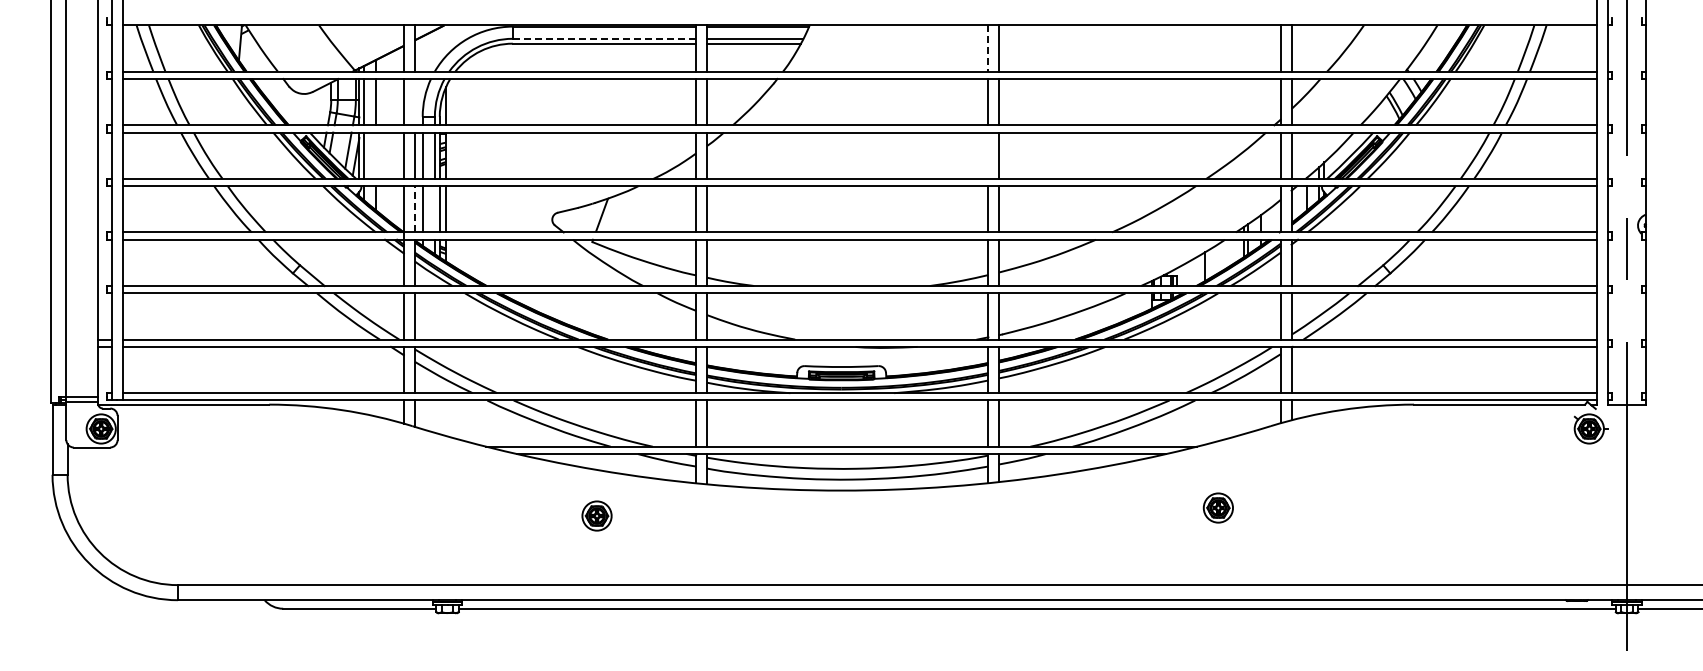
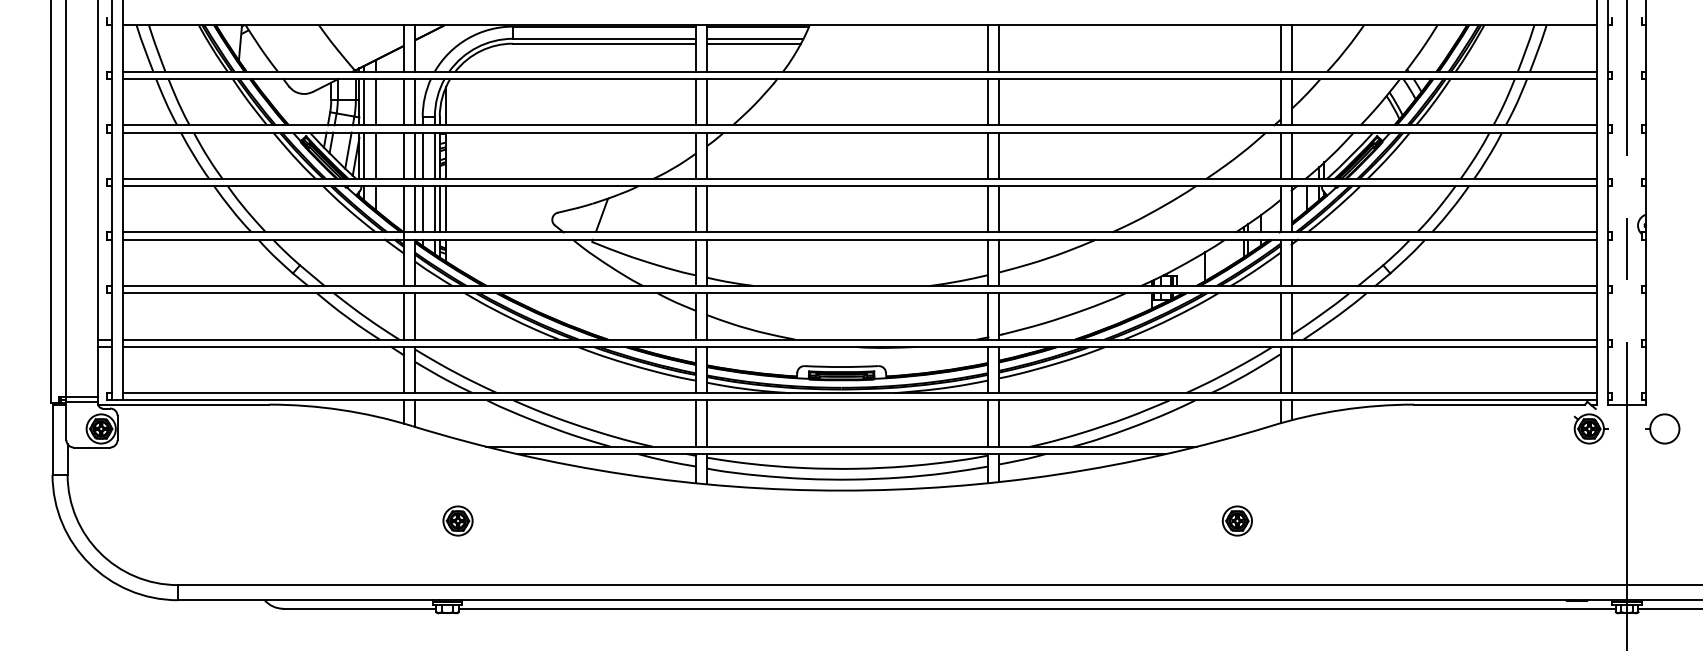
line: dashed -> solid (604, 38)
line: dashed -> solid (988, 49)
line: none -> present (414, 102)
line: none -> present (376, 155)
line: none -> present (988, 155)
line: dashed -> solid (414, 208)
line: none -> present (434, 209)
part: none -> present (1662, 428)
part position: (1217, 507) -> (1236, 520) (1236, 520)
part position: (596, 515) -> (457, 520) (457, 520)
